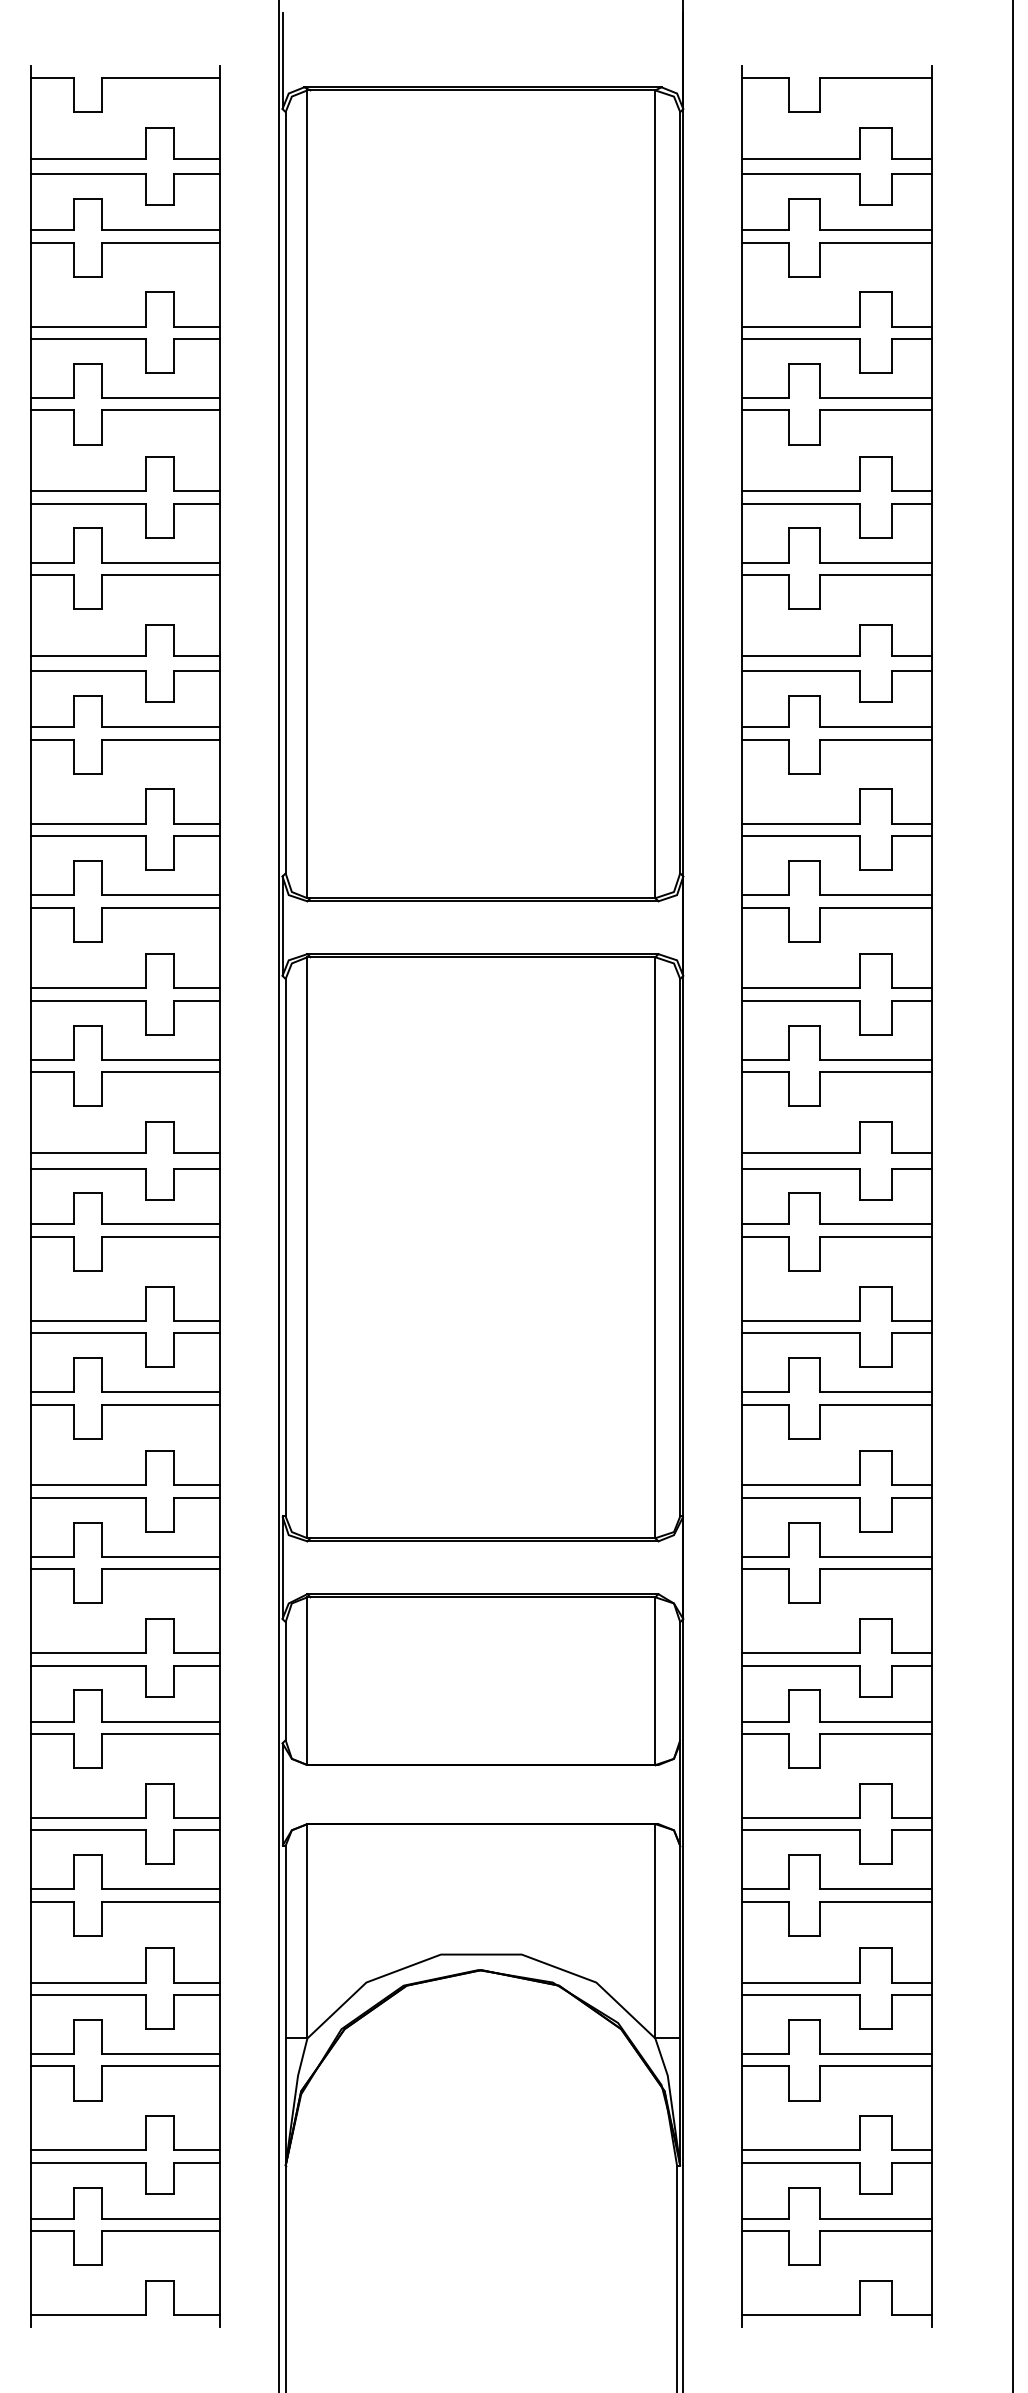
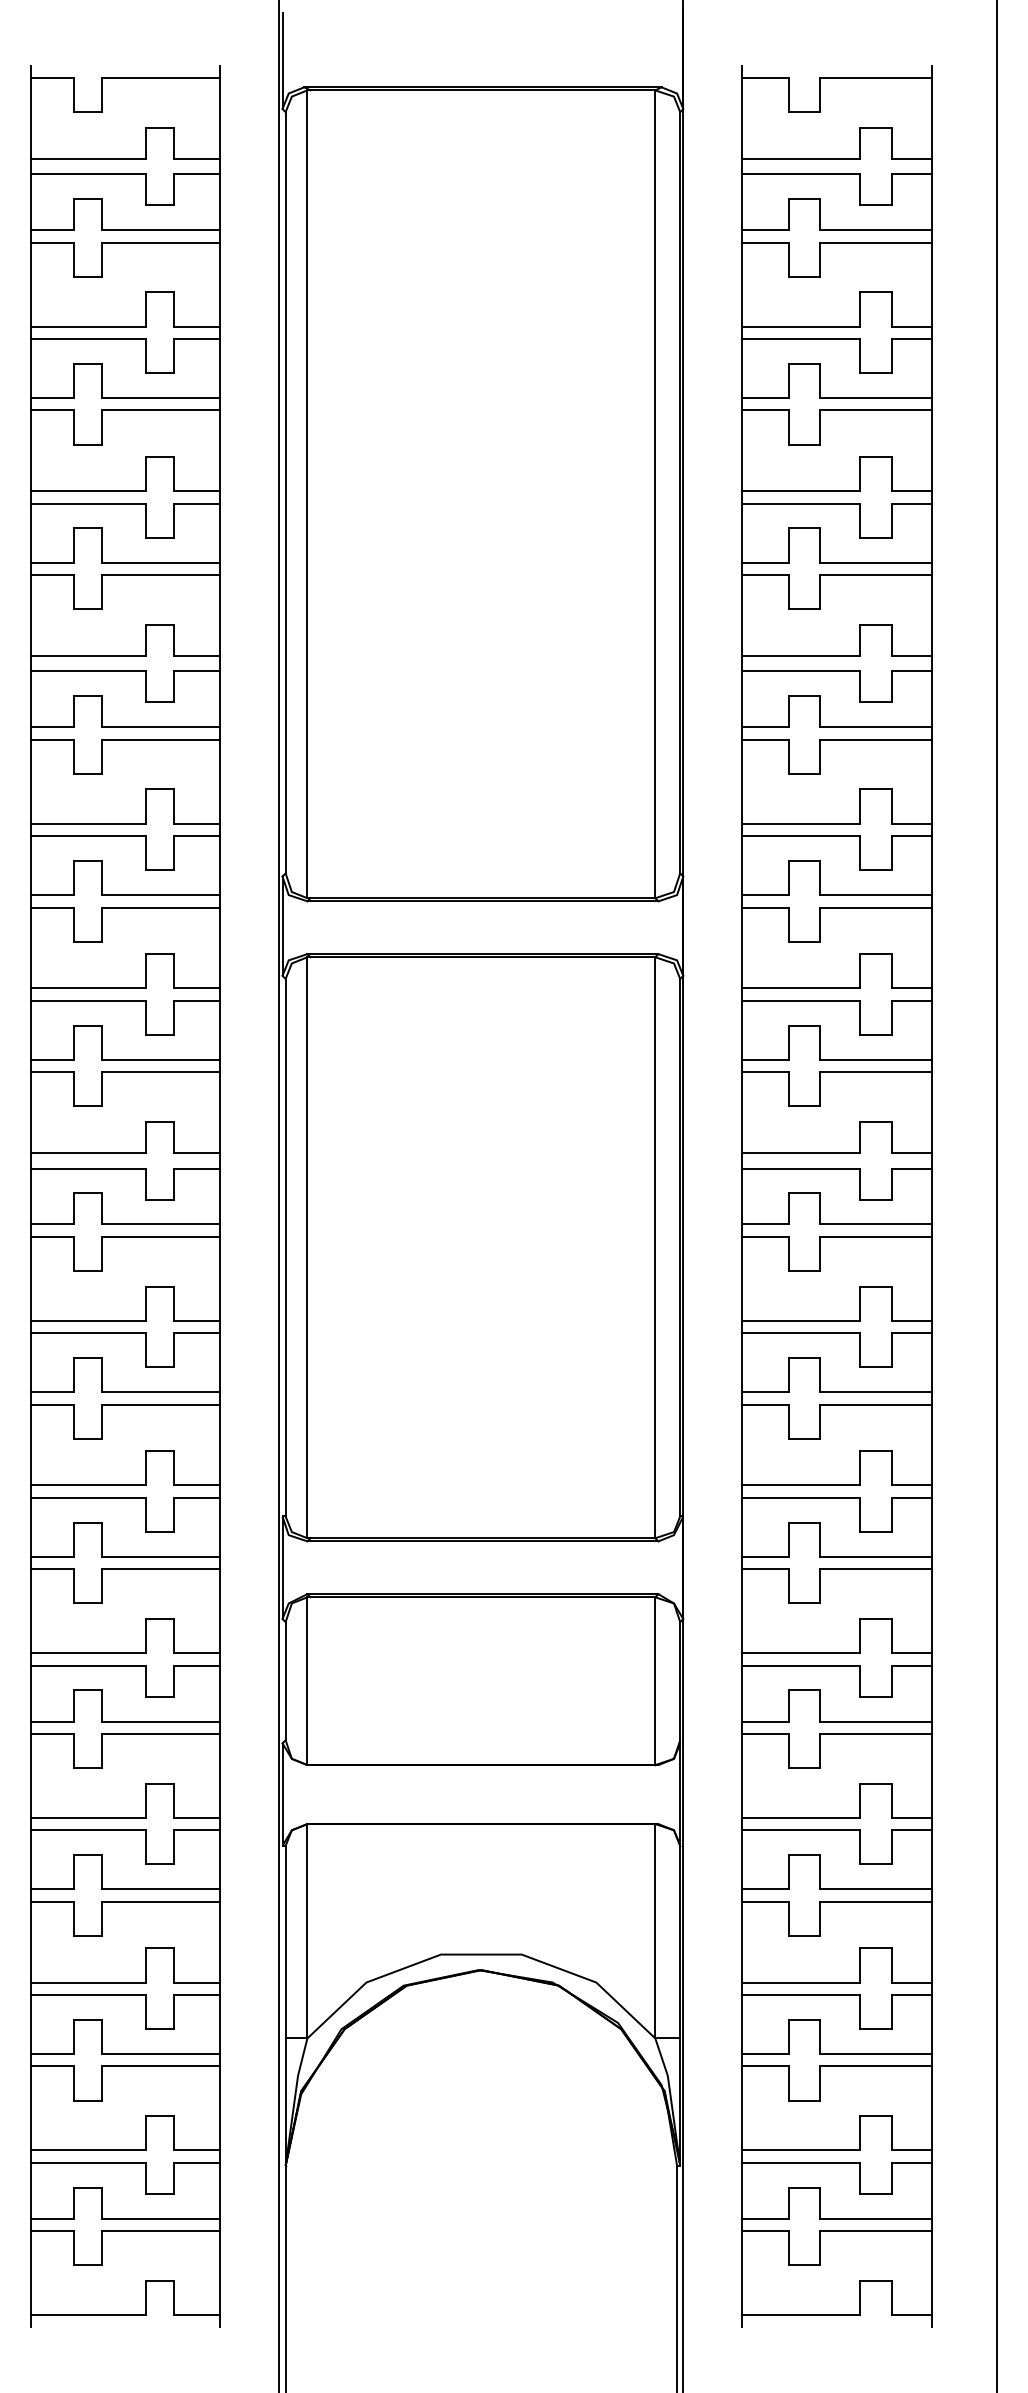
line position: (1013, 1195) -> (997, 1195) (997, 1195)
